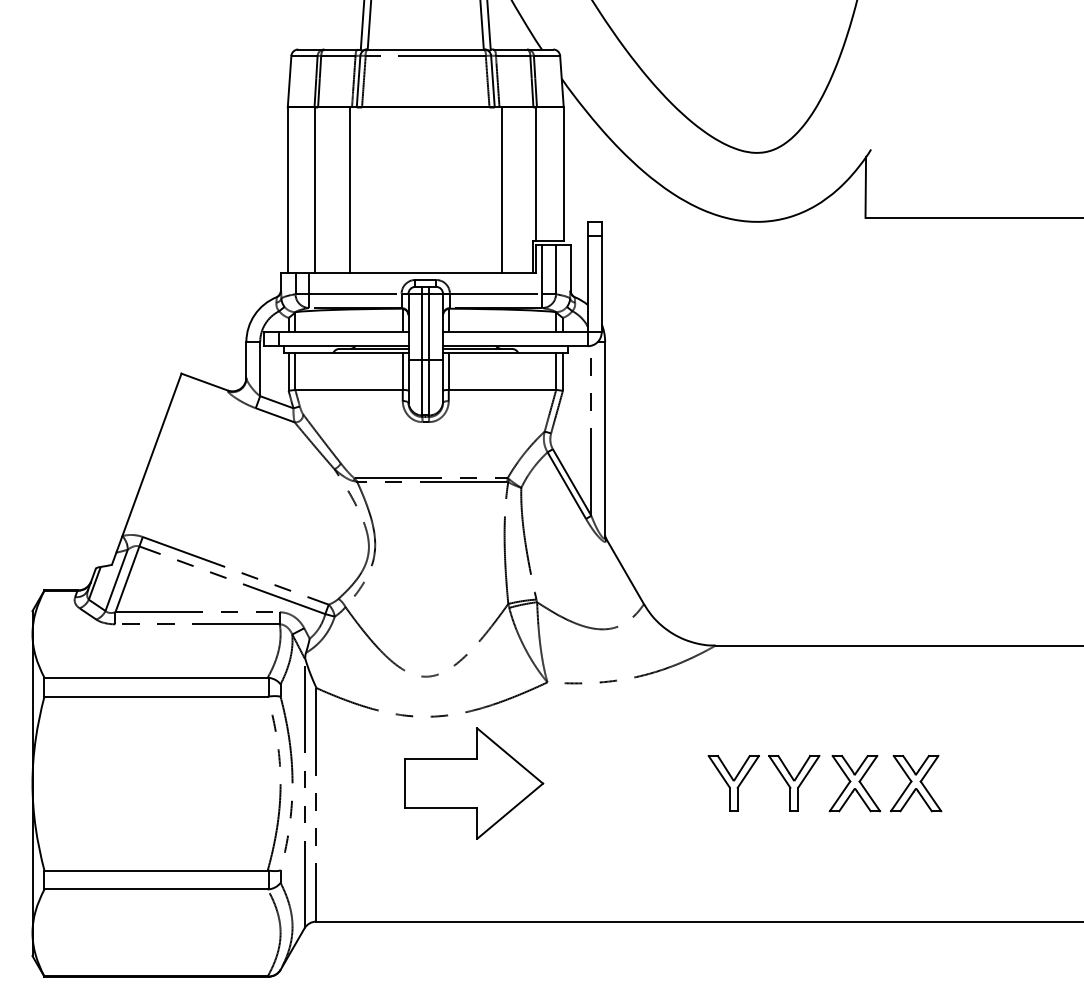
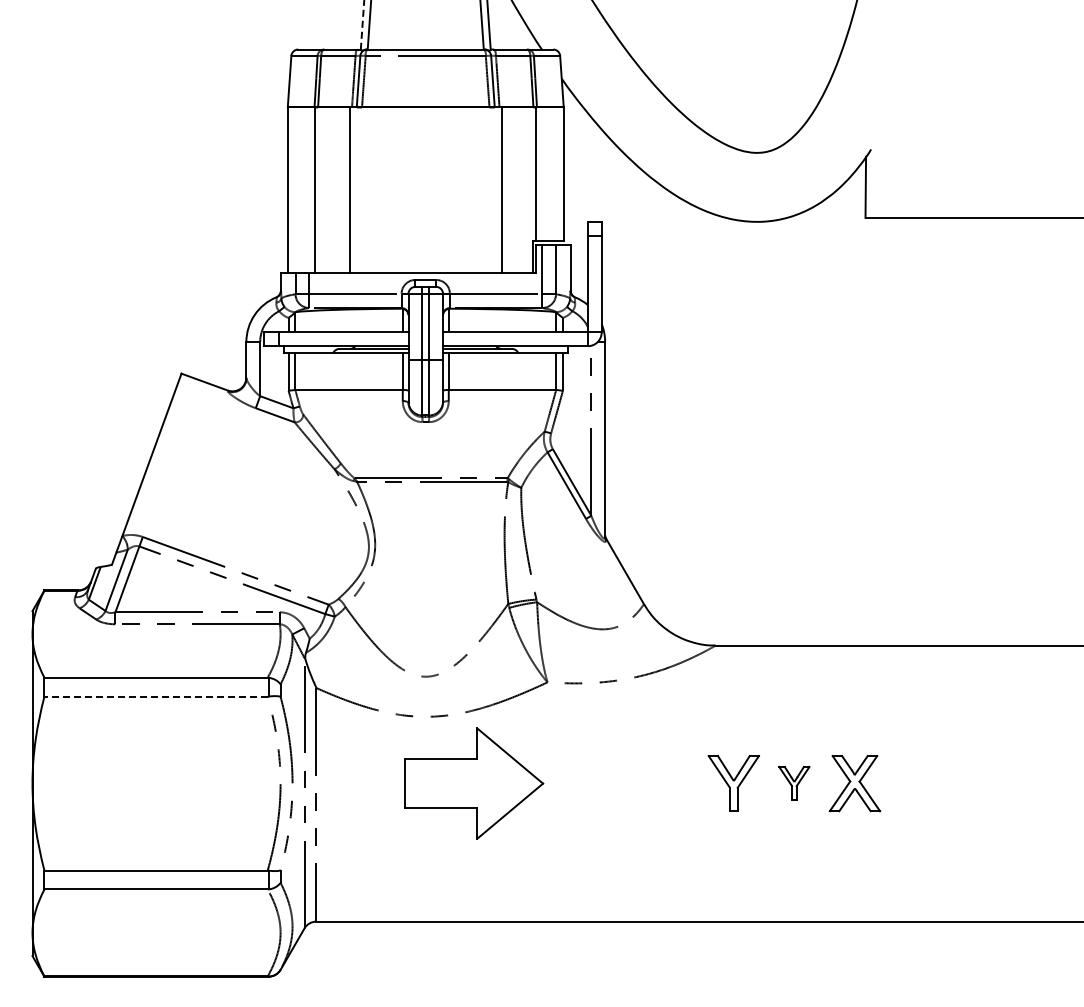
line: solid -> dashed (362, 24)
line: solid -> dashed (156, 696)
part size: 53x57 px -> 33x35 px (794, 783)
part: present -> none (915, 783)
